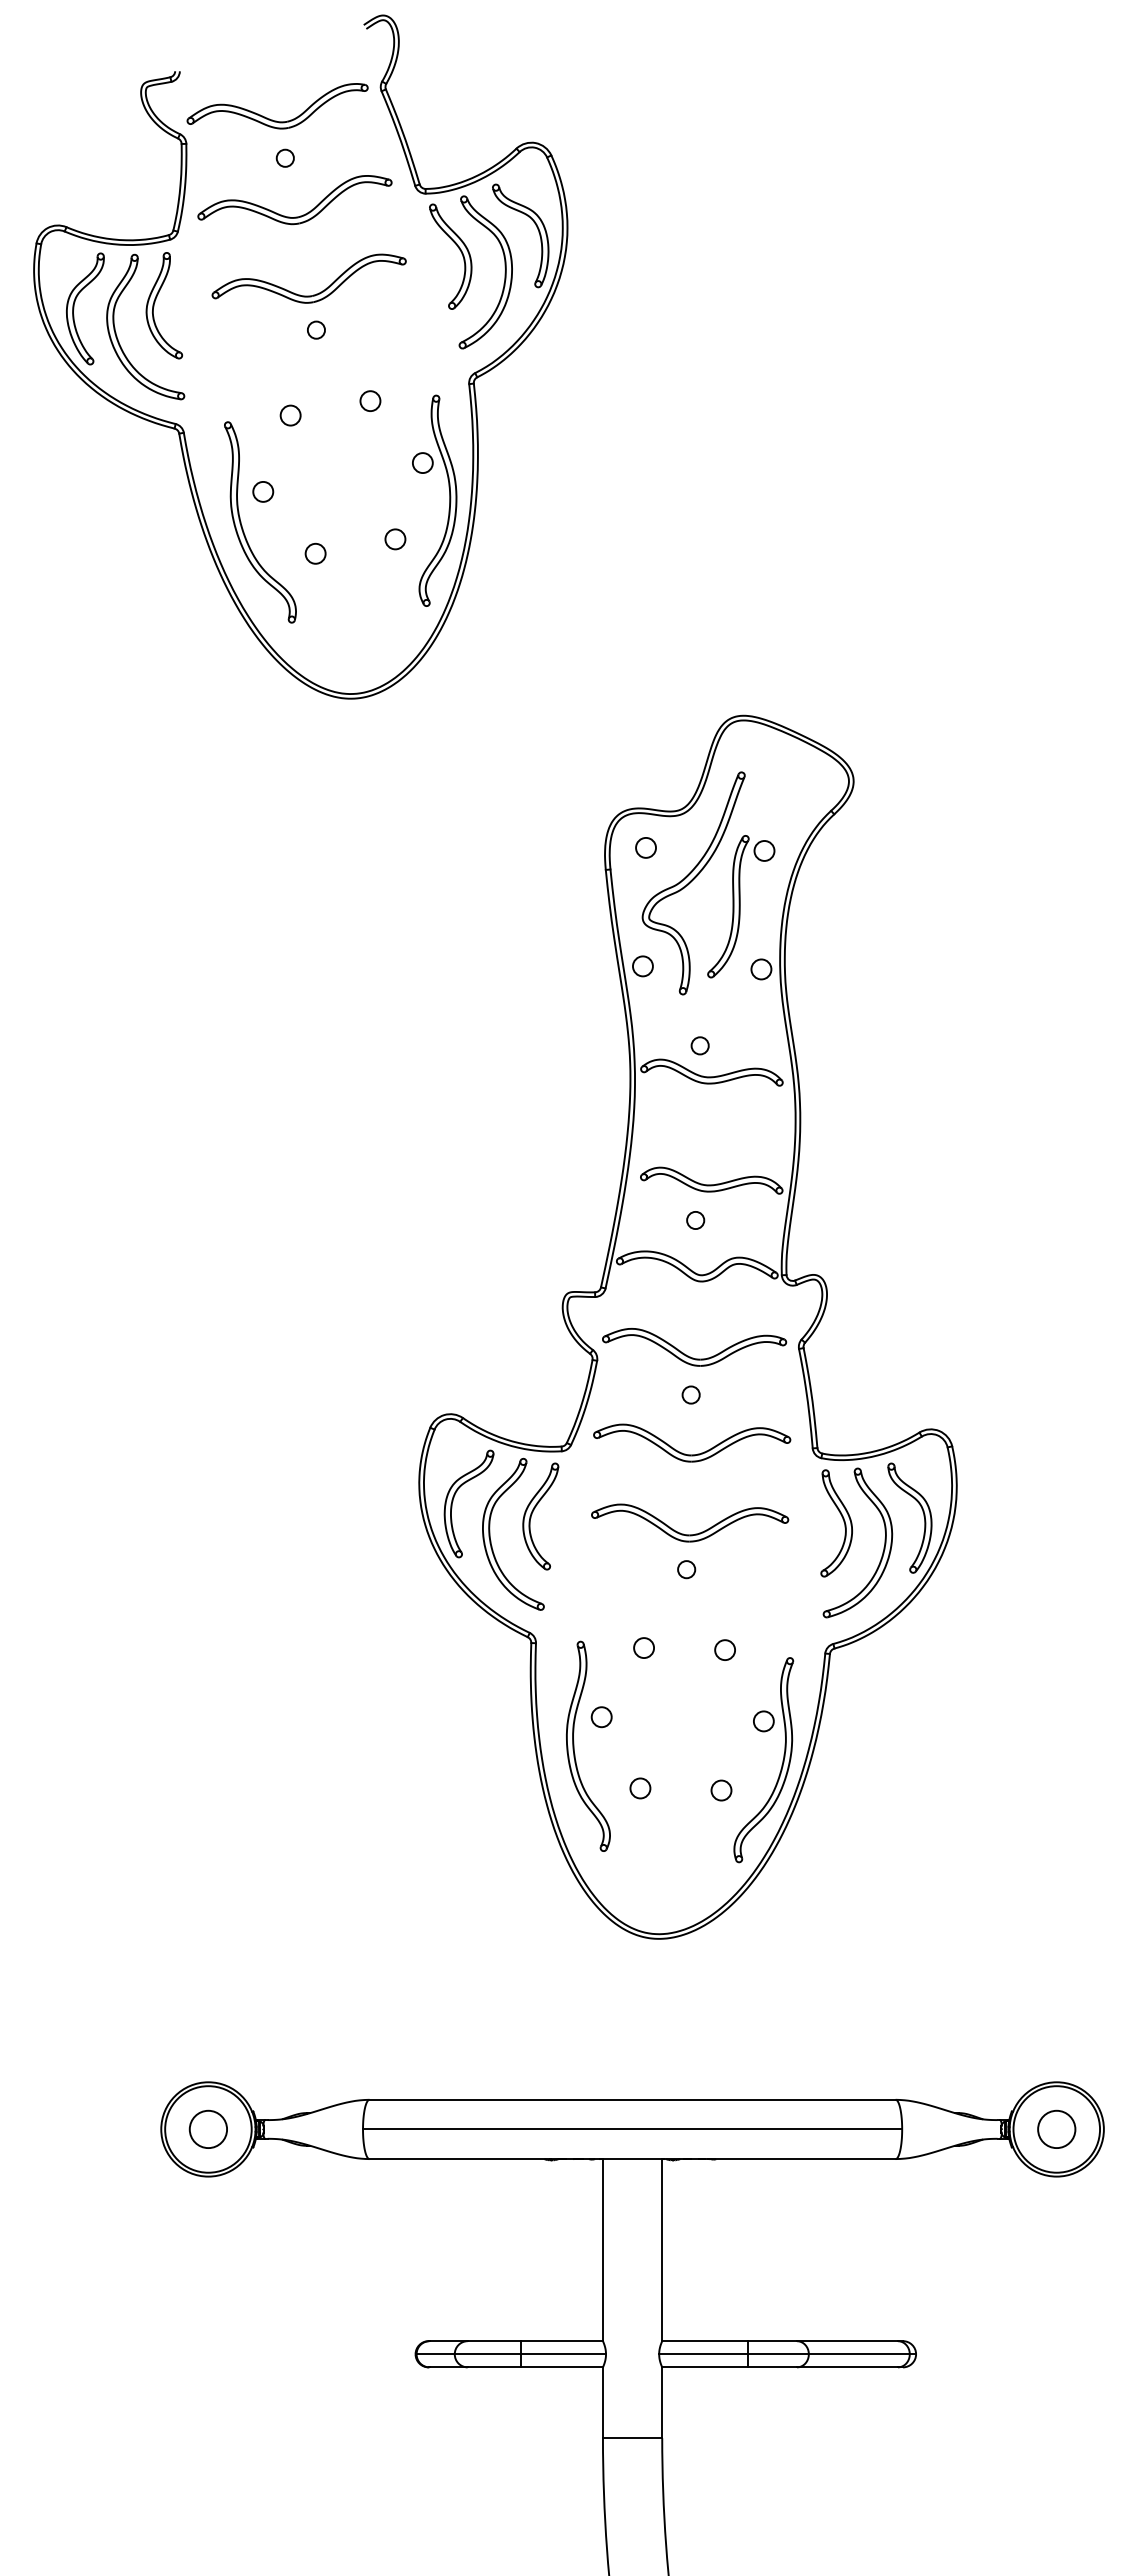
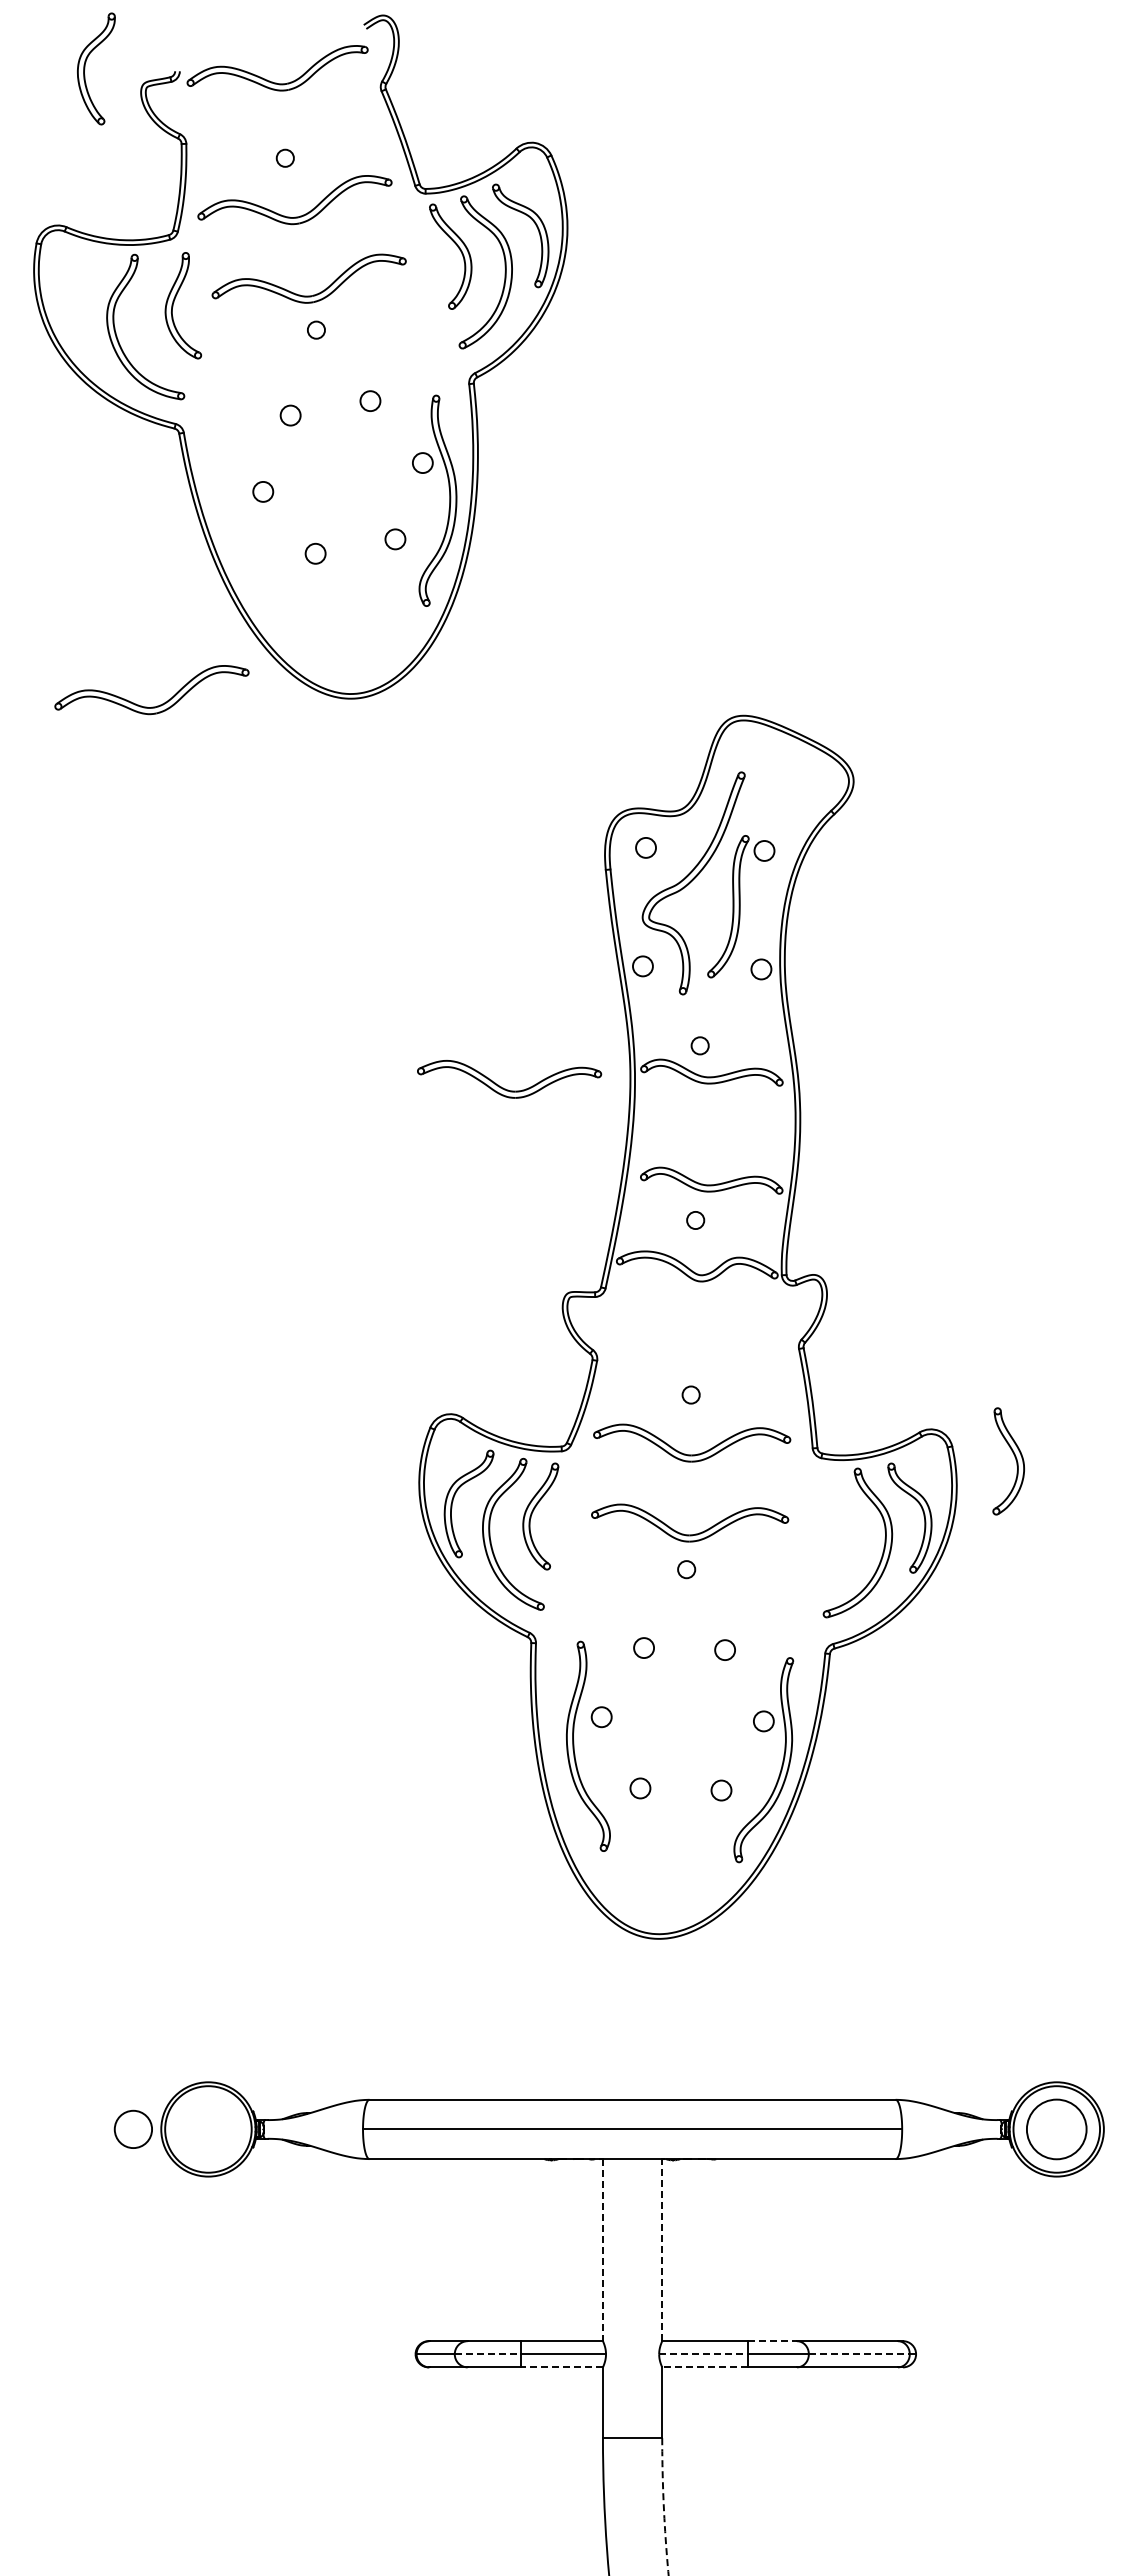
part position: (272, 119) -> (272, 81) (272, 81)
part position: (155, 302) -> (174, 302) (174, 302)
part position: (74, 308) -> (85, 68) (85, 68)
part: present -> none (243, 528)
part: none -> present (152, 706)
part position: (690, 1356) -> (505, 1088) (505, 1088)
part position: (843, 1522) -> (1015, 1460) (1015, 1460)
circle position: (207, 2128) -> (132, 2128) (132, 2128)
circle diameter: 37 px -> 60 px (1056, 2129)
line: solid -> dashed (662, 2249)
line: solid -> dashed (602, 2250)
line: solid -> dashed (773, 2341)
line: solid -> dashed (488, 2354)
line: solid -> dashed (704, 2354)
line: solid -> dashed (859, 2354)
line: solid -> dashed (561, 2367)
line: solid -> dashed (705, 2367)
arc: solid -> dashed (663, 2507)
